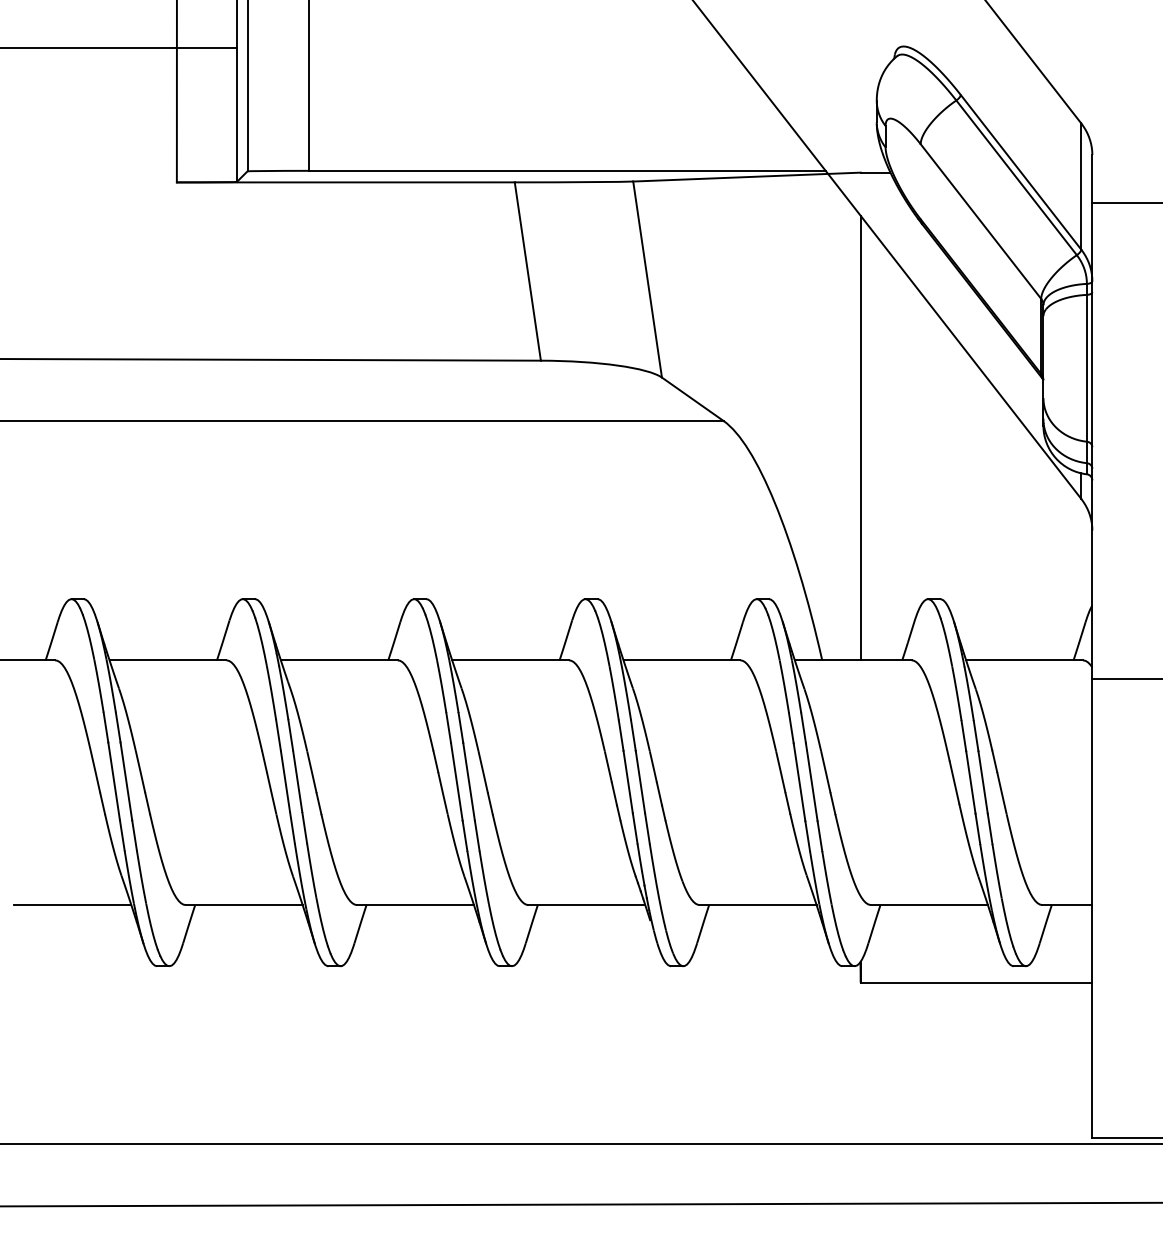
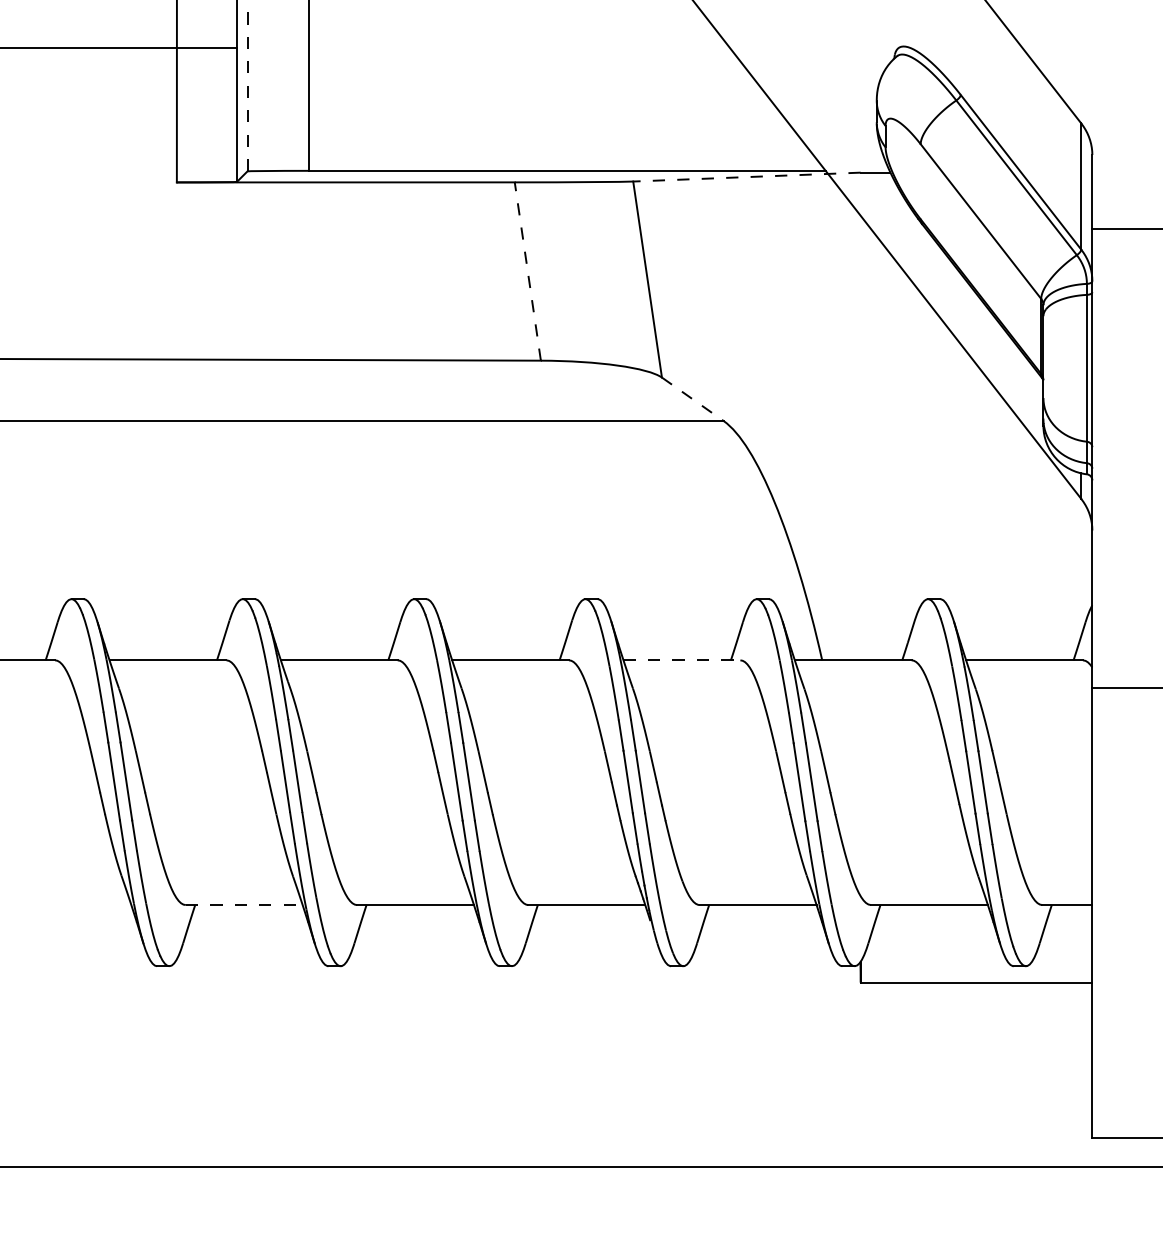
line: solid -> dashed (247, 85)
line: solid -> dashed (746, 177)
line position: (1125, 203) -> (1125, 229) (1125, 229)
line: solid -> dashed (527, 271)
line: solid -> dashed (692, 399)
line: present -> none (860, 437)
line: solid -> dashed (682, 660)
line position: (1125, 678) -> (1125, 687) (1125, 687)
line: present -> none (72, 905)
line: solid -> dashed (244, 905)
line position: (580, 1144) -> (580, 1167) (580, 1167)
line: present -> none (580, 1204)
